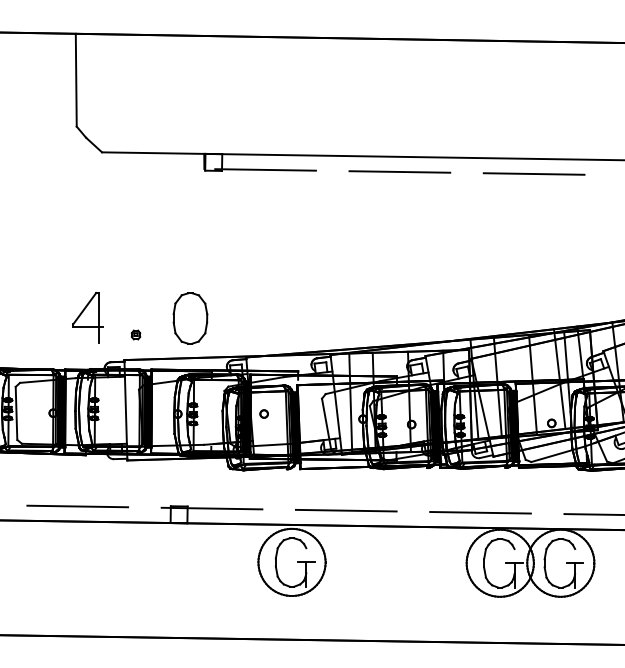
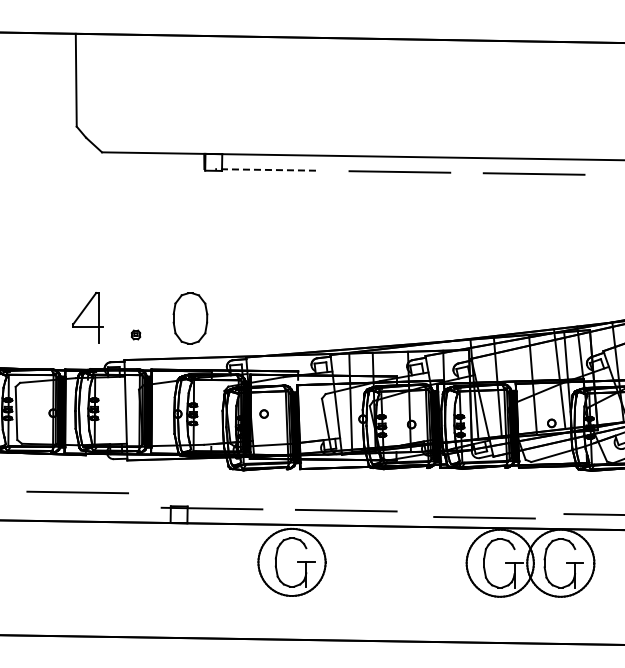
line: solid -> dashed (265, 169)
line position: (77, 506) -> (77, 492) (77, 492)
line position: (480, 512) -> (484, 517) (484, 517)
